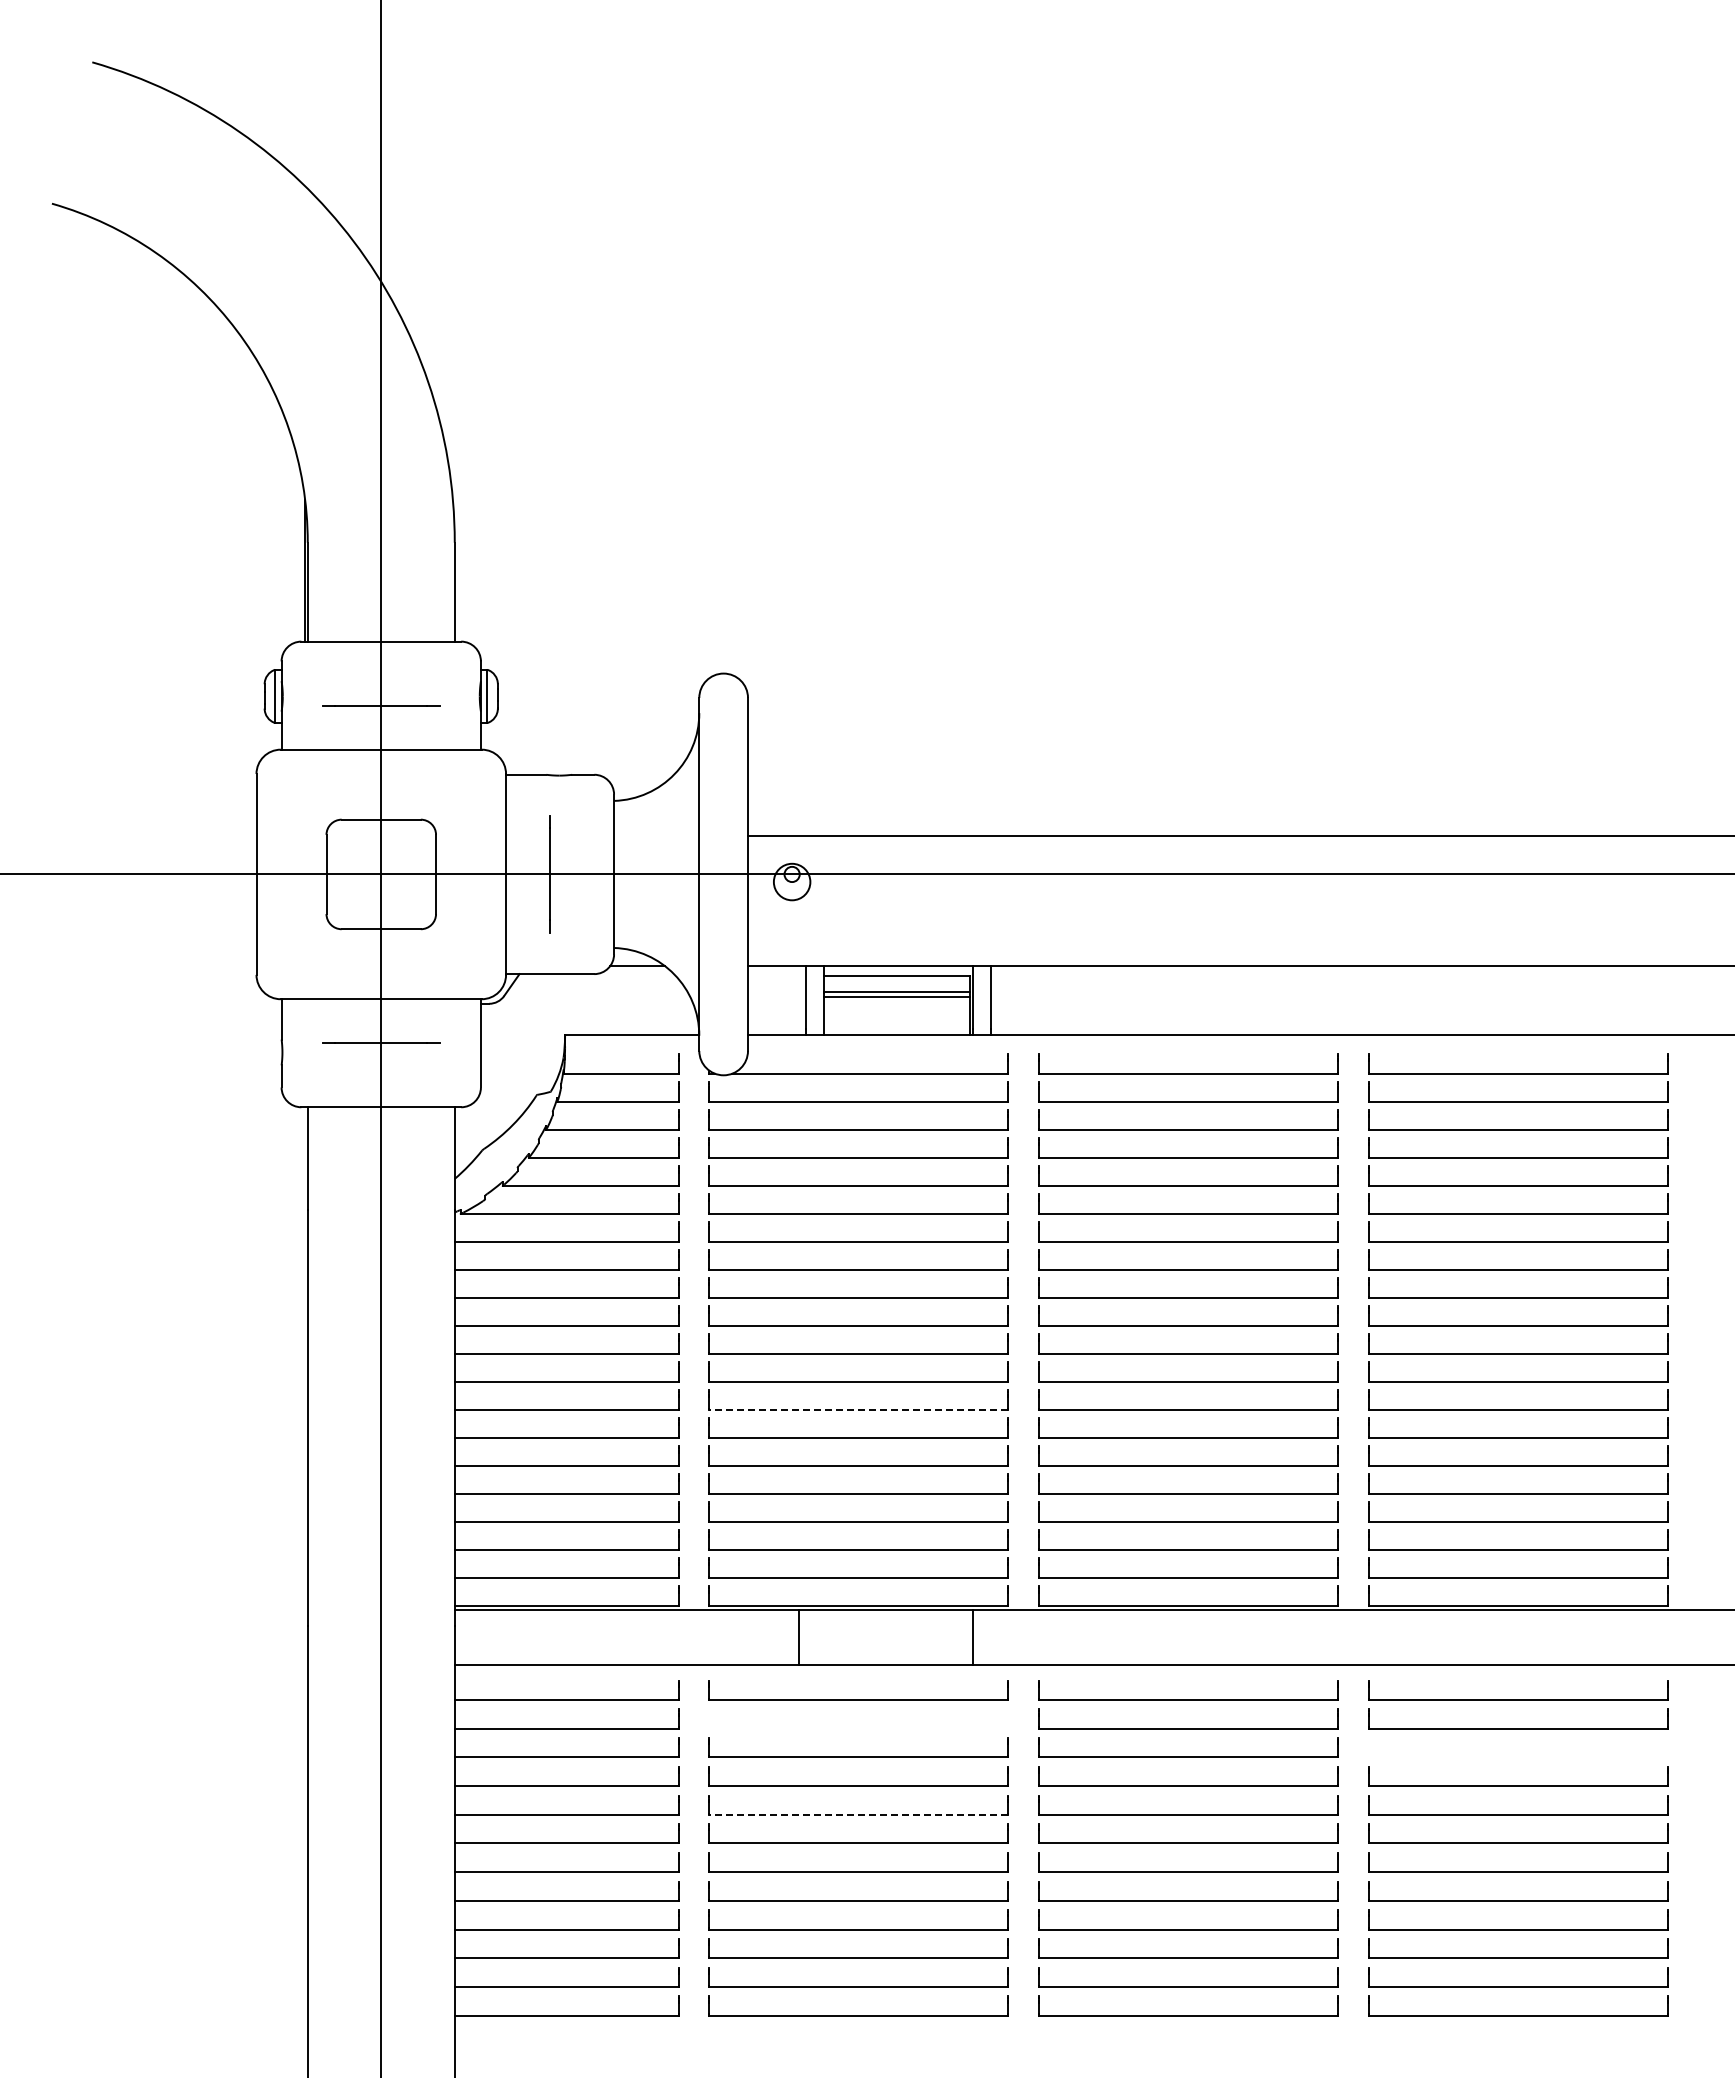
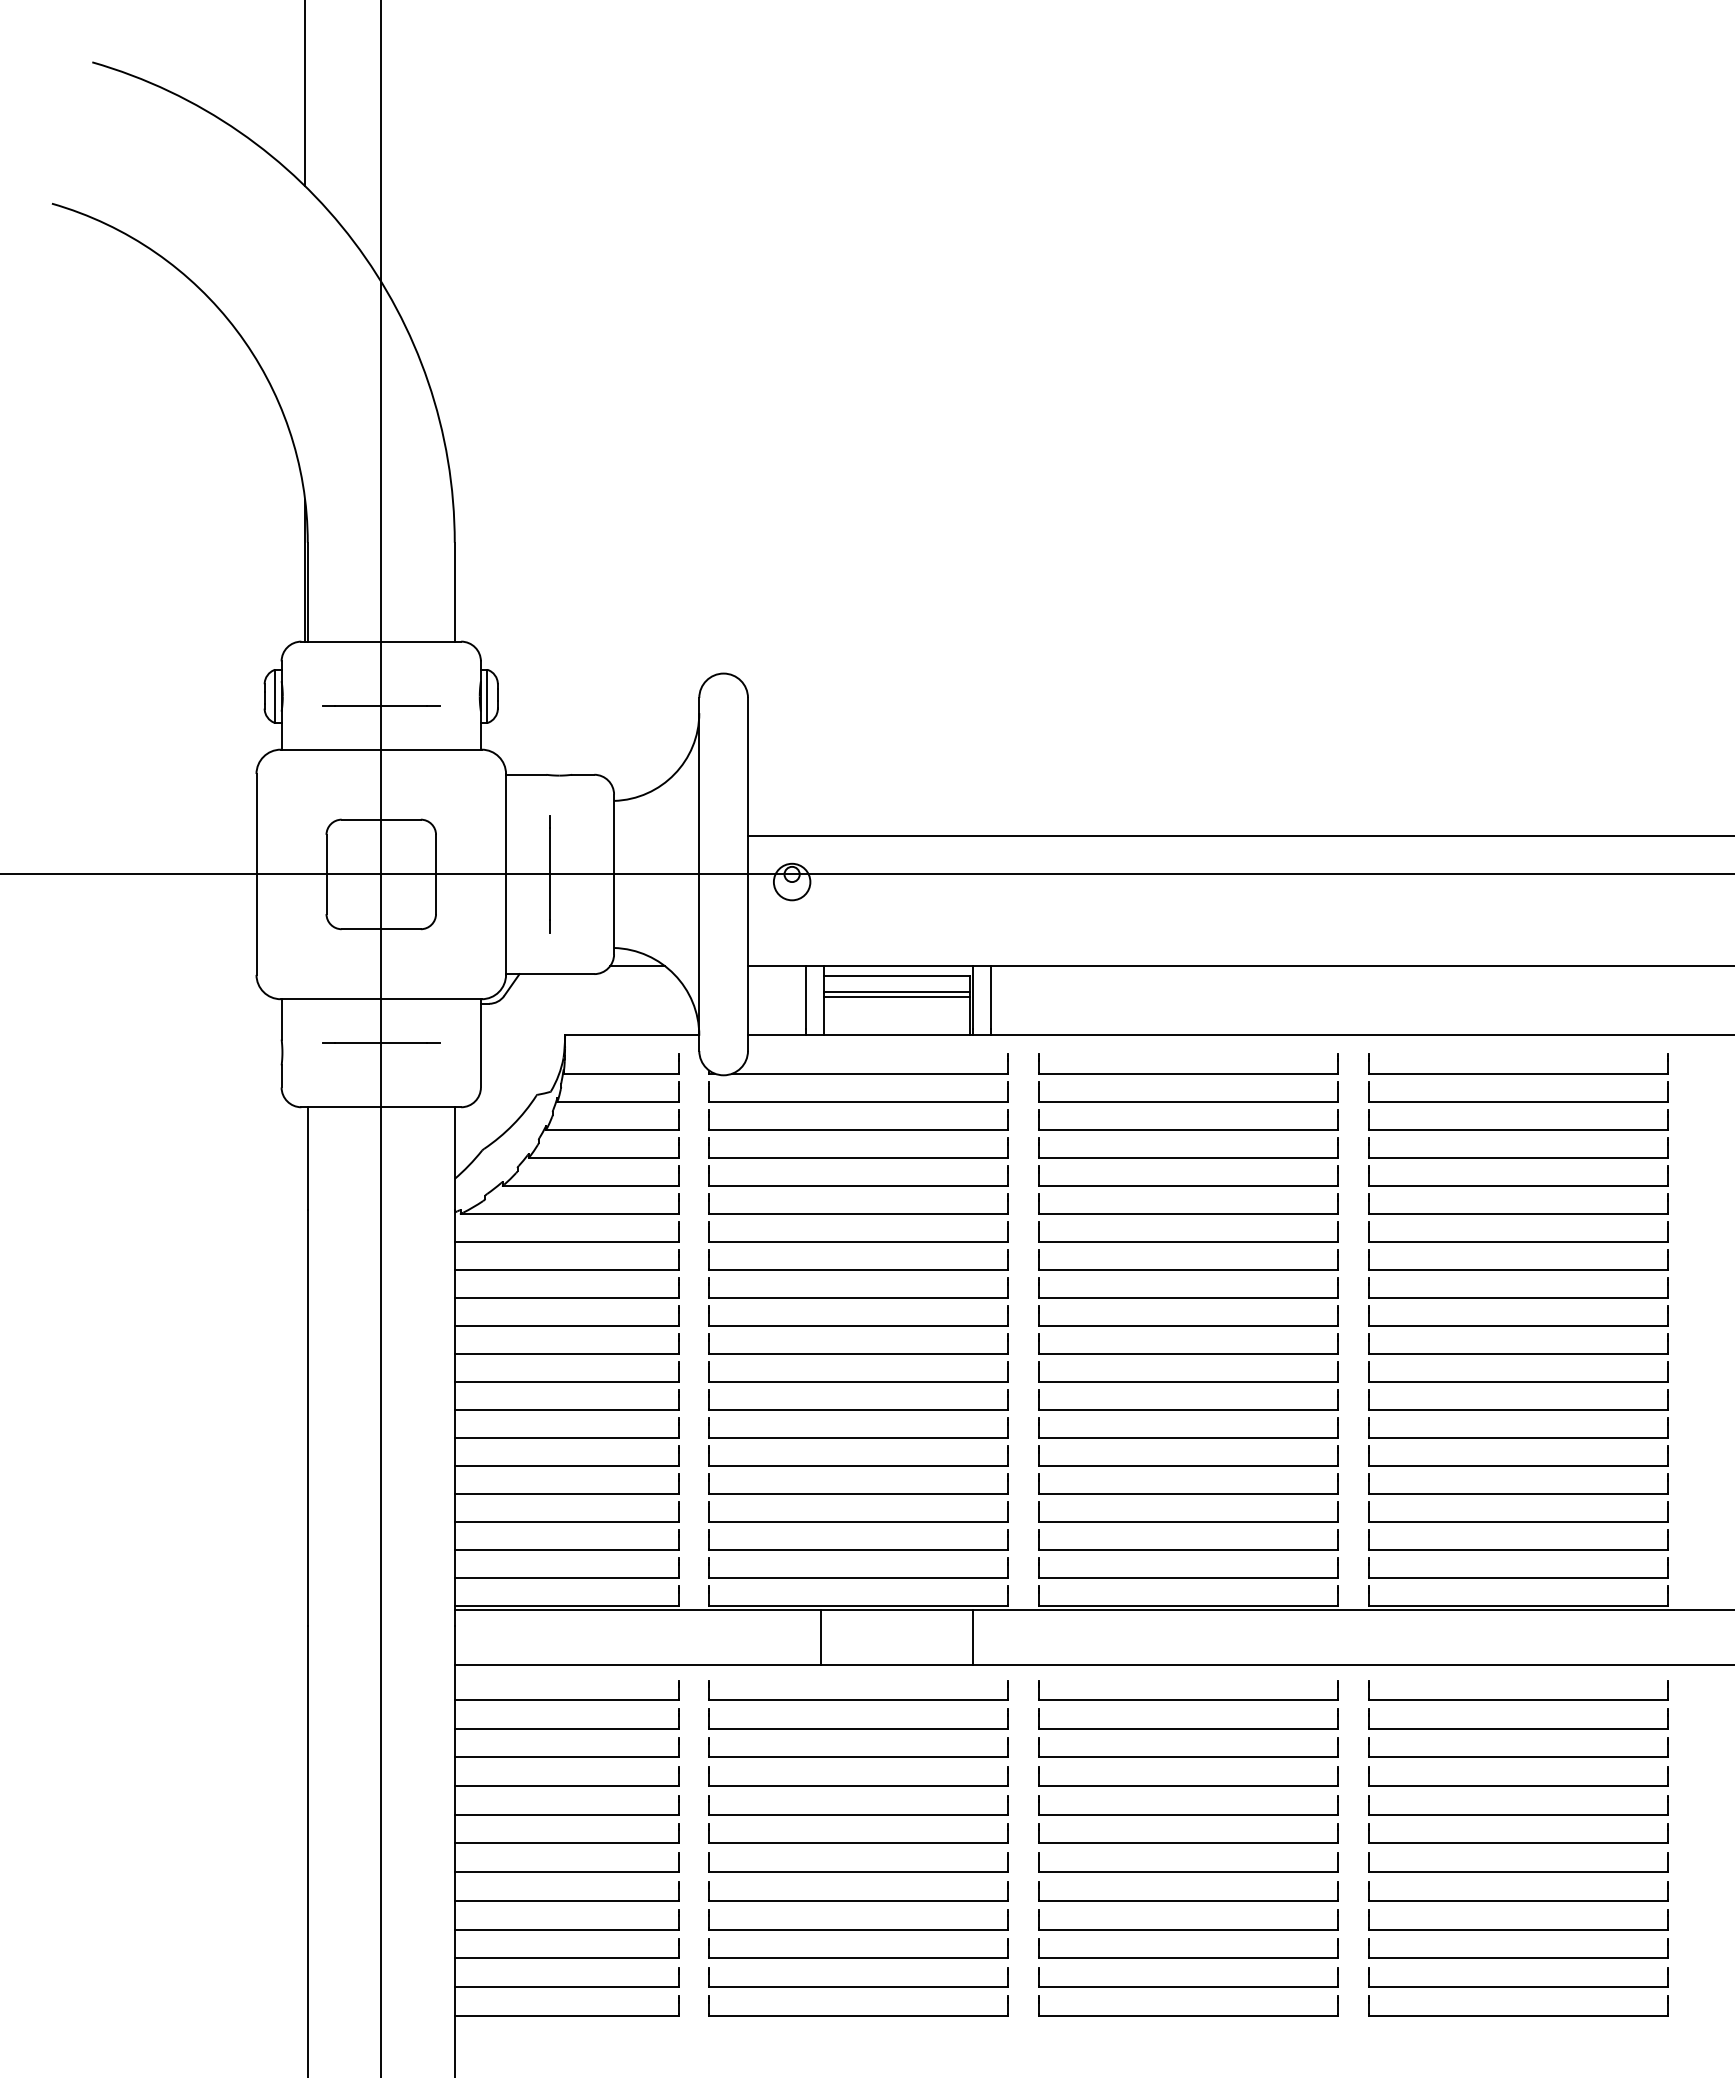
line: none -> present (305, 94)
line: dashed -> solid (858, 1409)
line position: (799, 1637) -> (821, 1637) (821, 1637)
part: none -> present (858, 1728)
part: none -> present (1518, 1756)
line: dashed -> solid (858, 1814)
